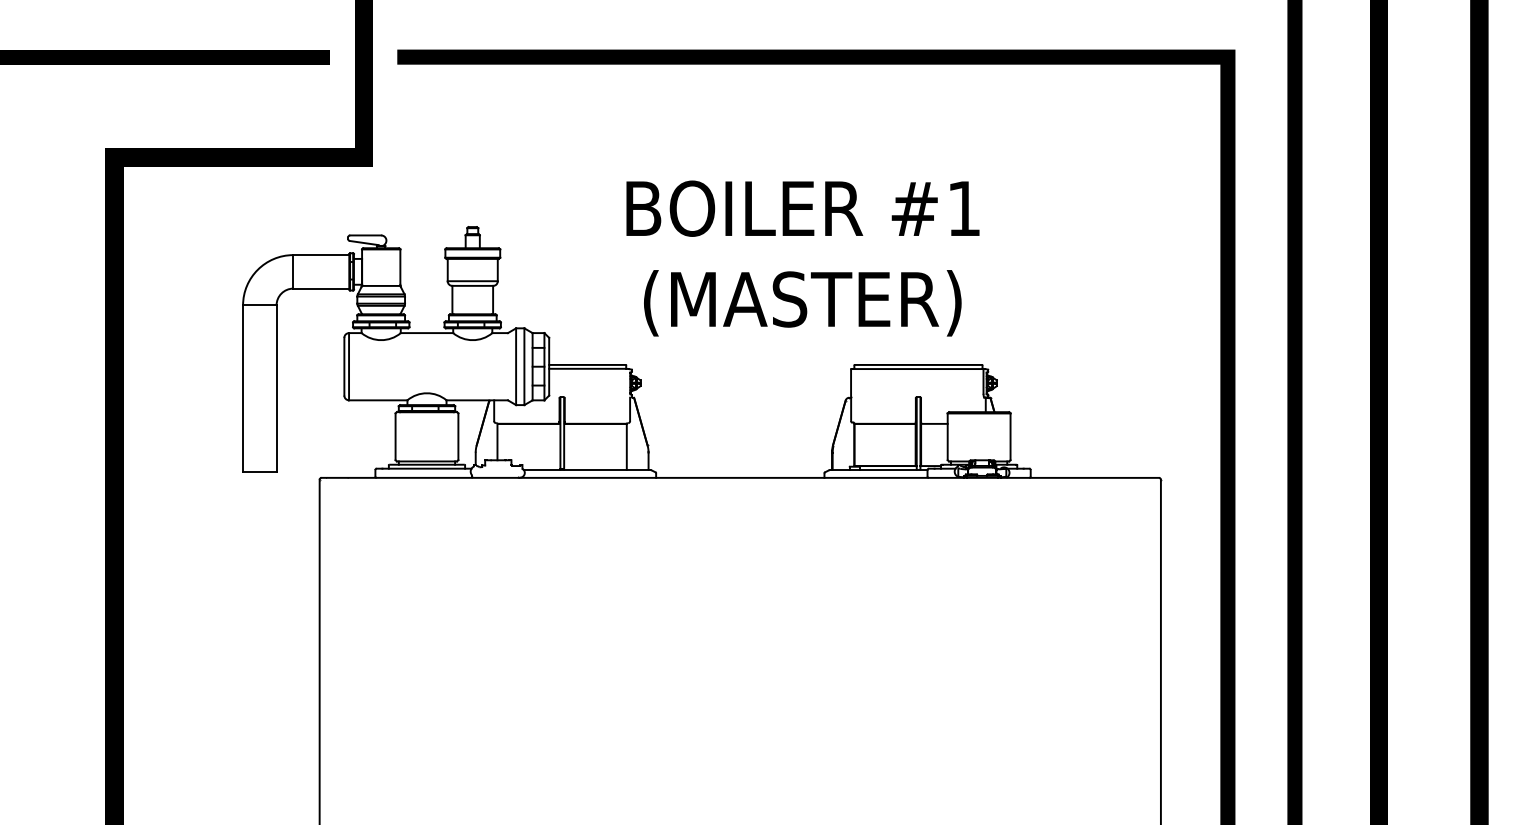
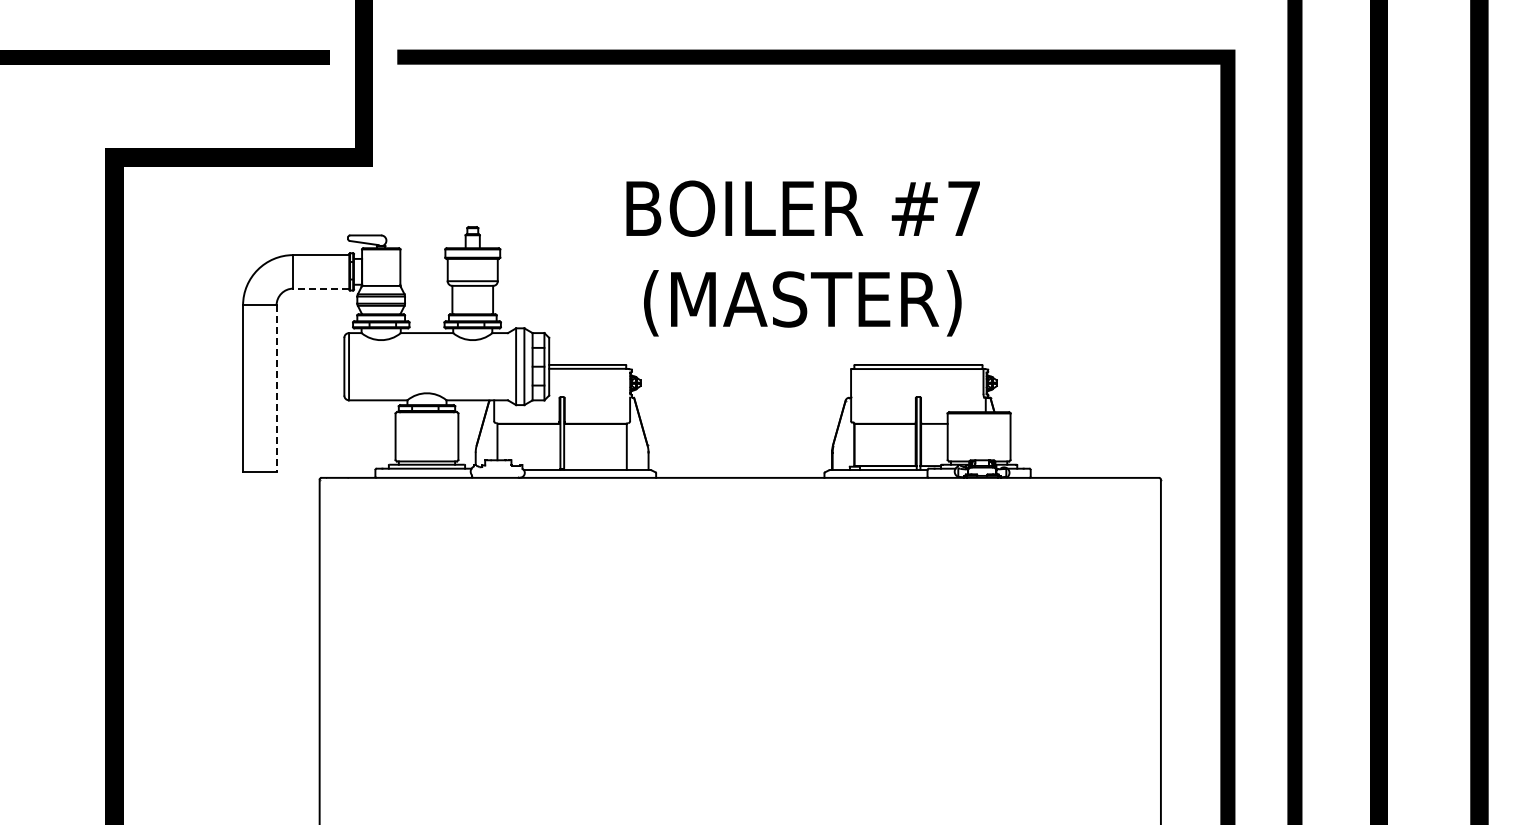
text: #1 -> #7 (963, 208)
line: solid -> dashed (320, 288)
line: solid -> dashed (276, 389)
